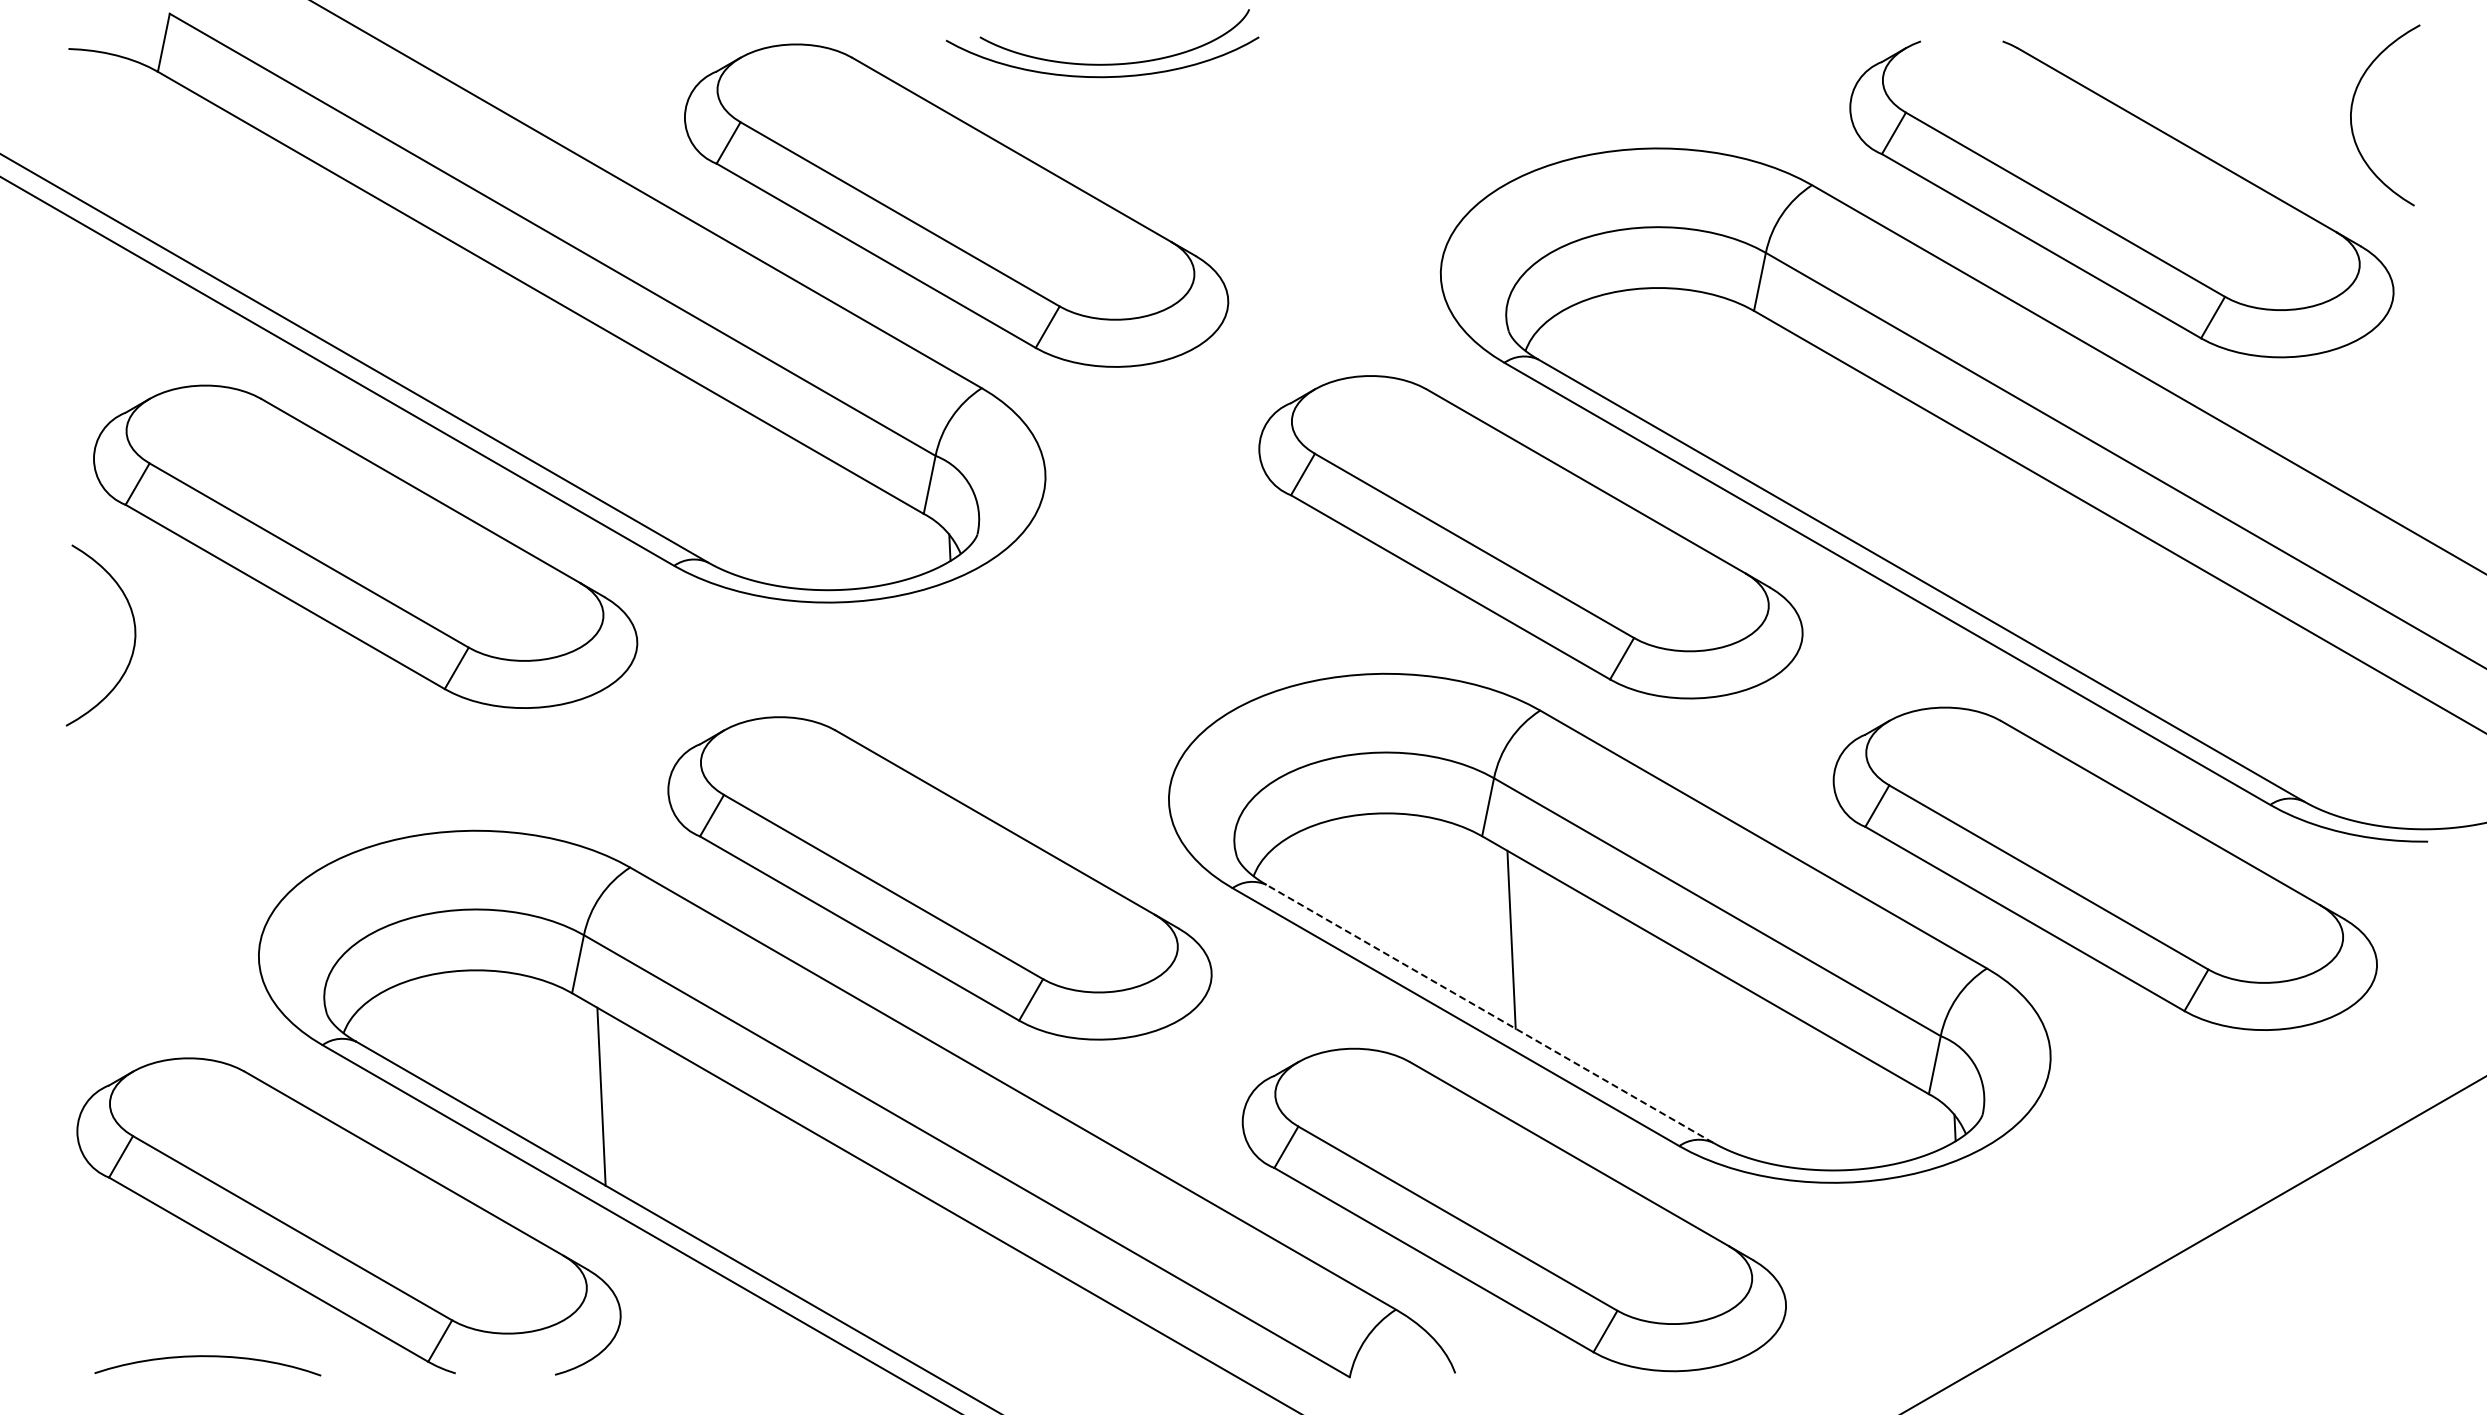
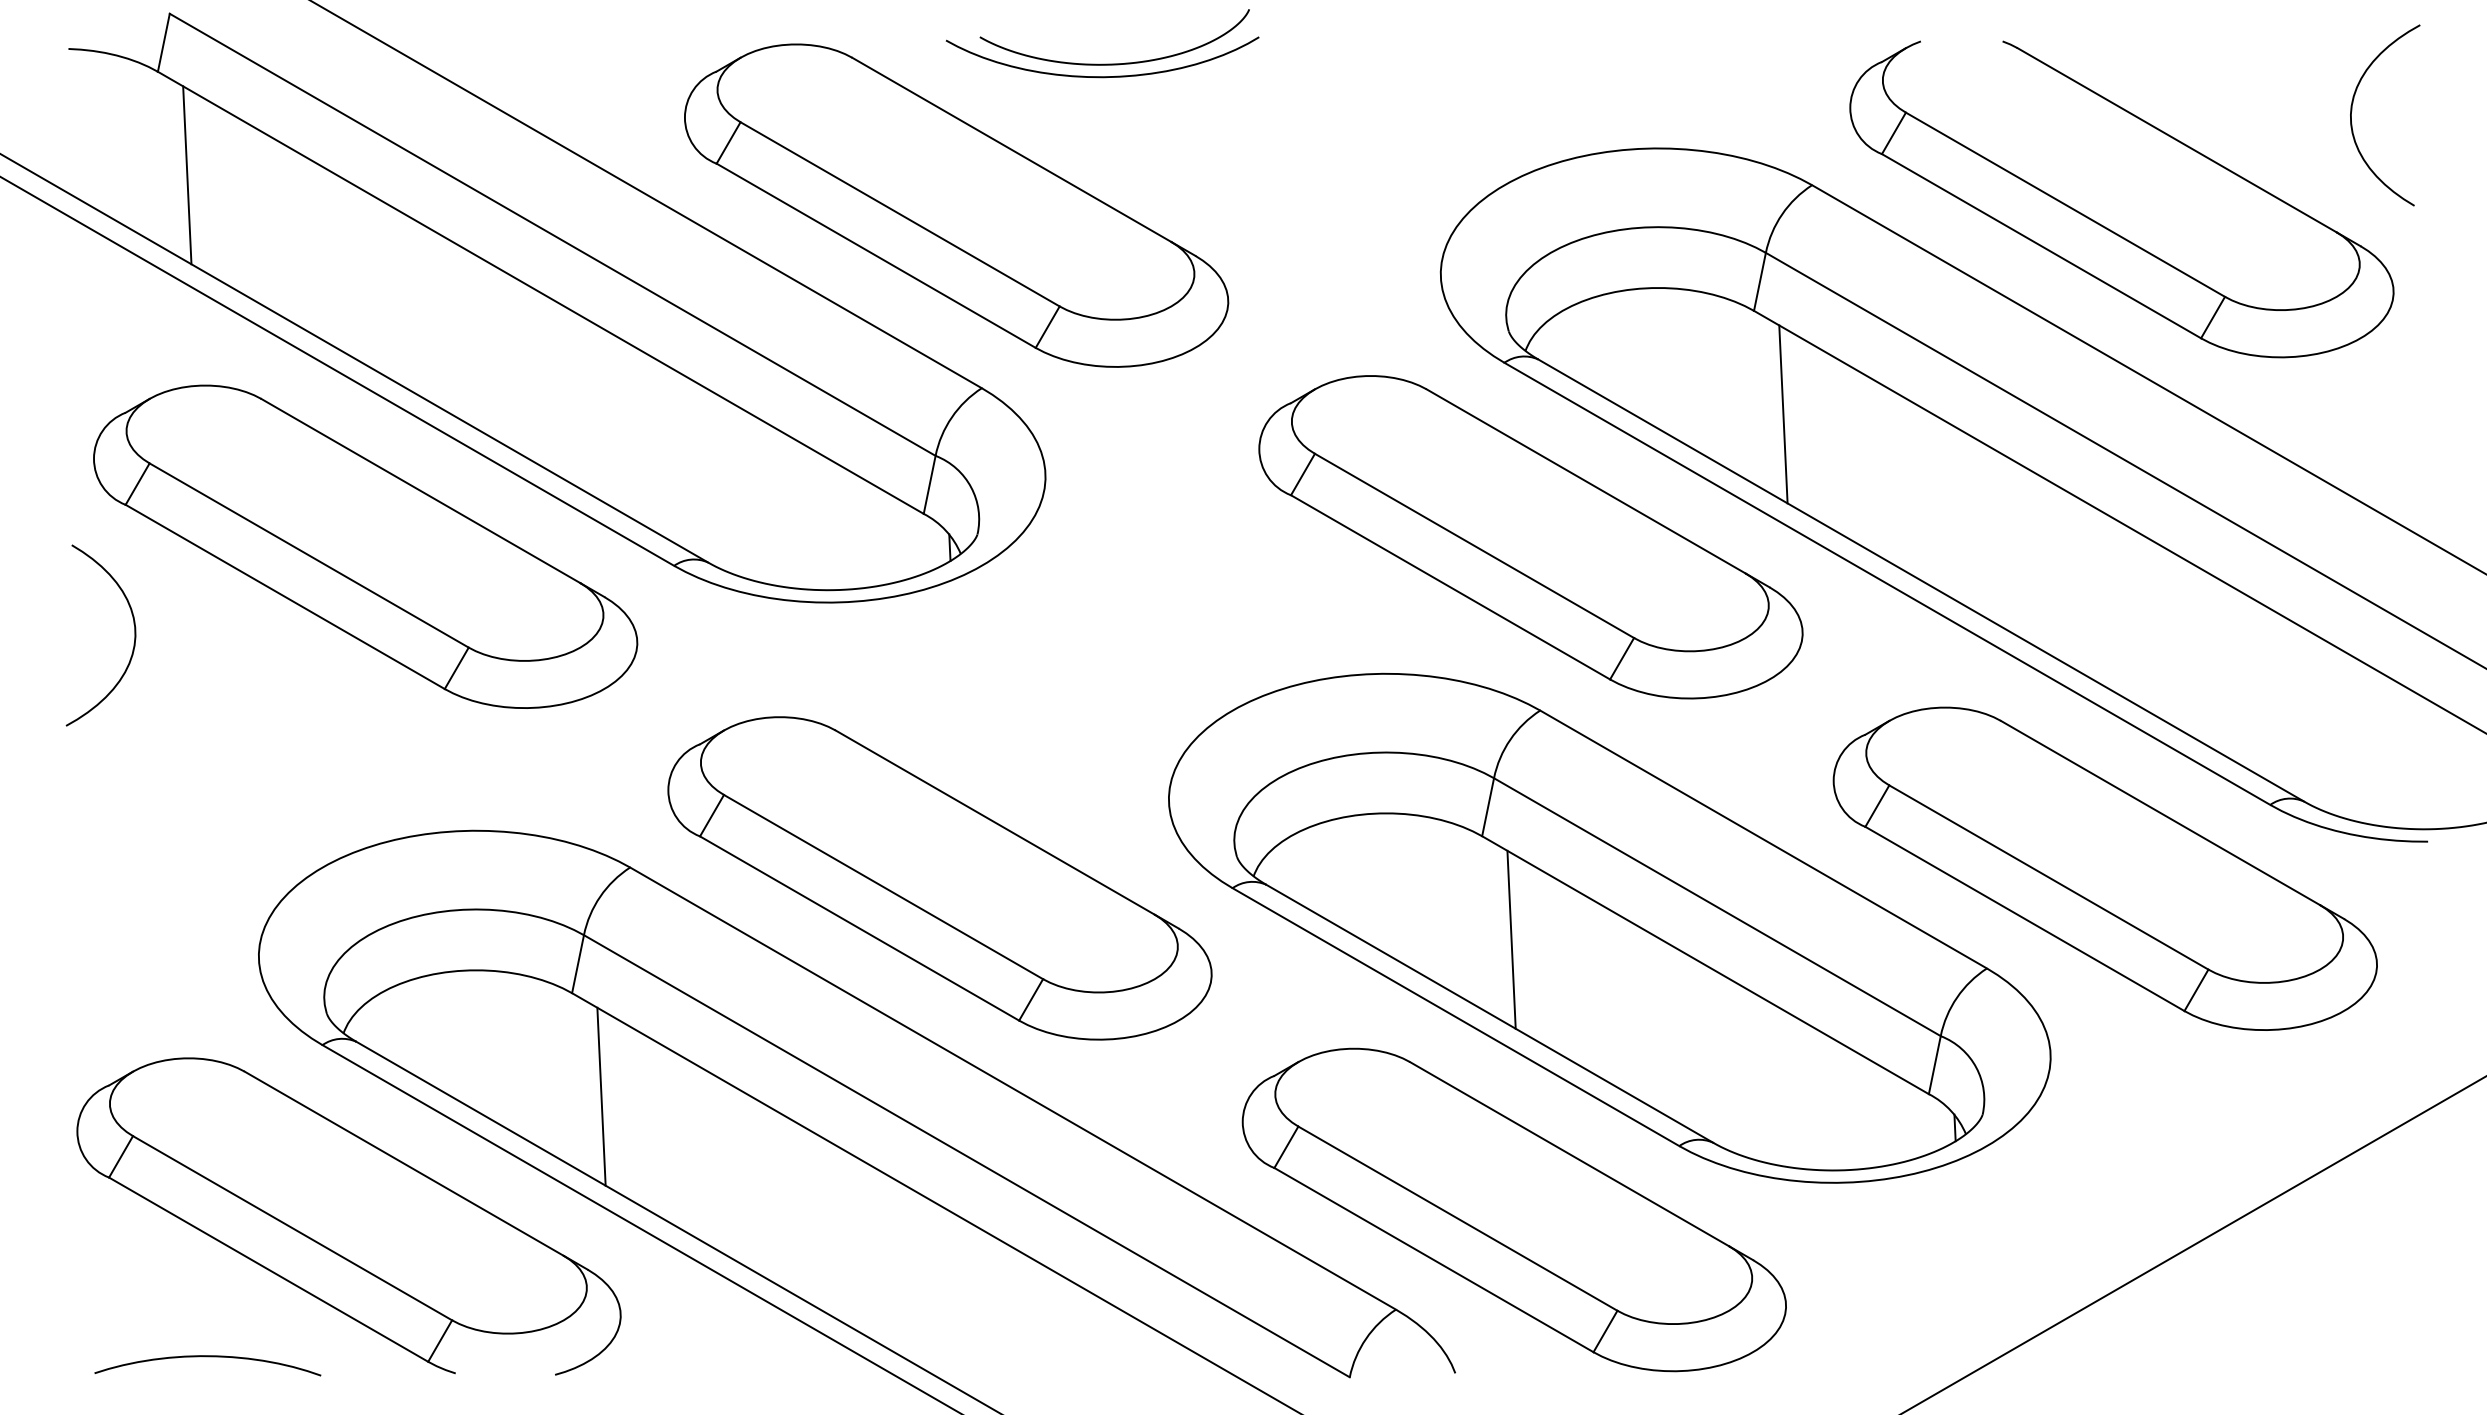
line: none -> present (187, 175)
line: none -> present (1783, 414)
line: dashed -> solid (1489, 1013)
